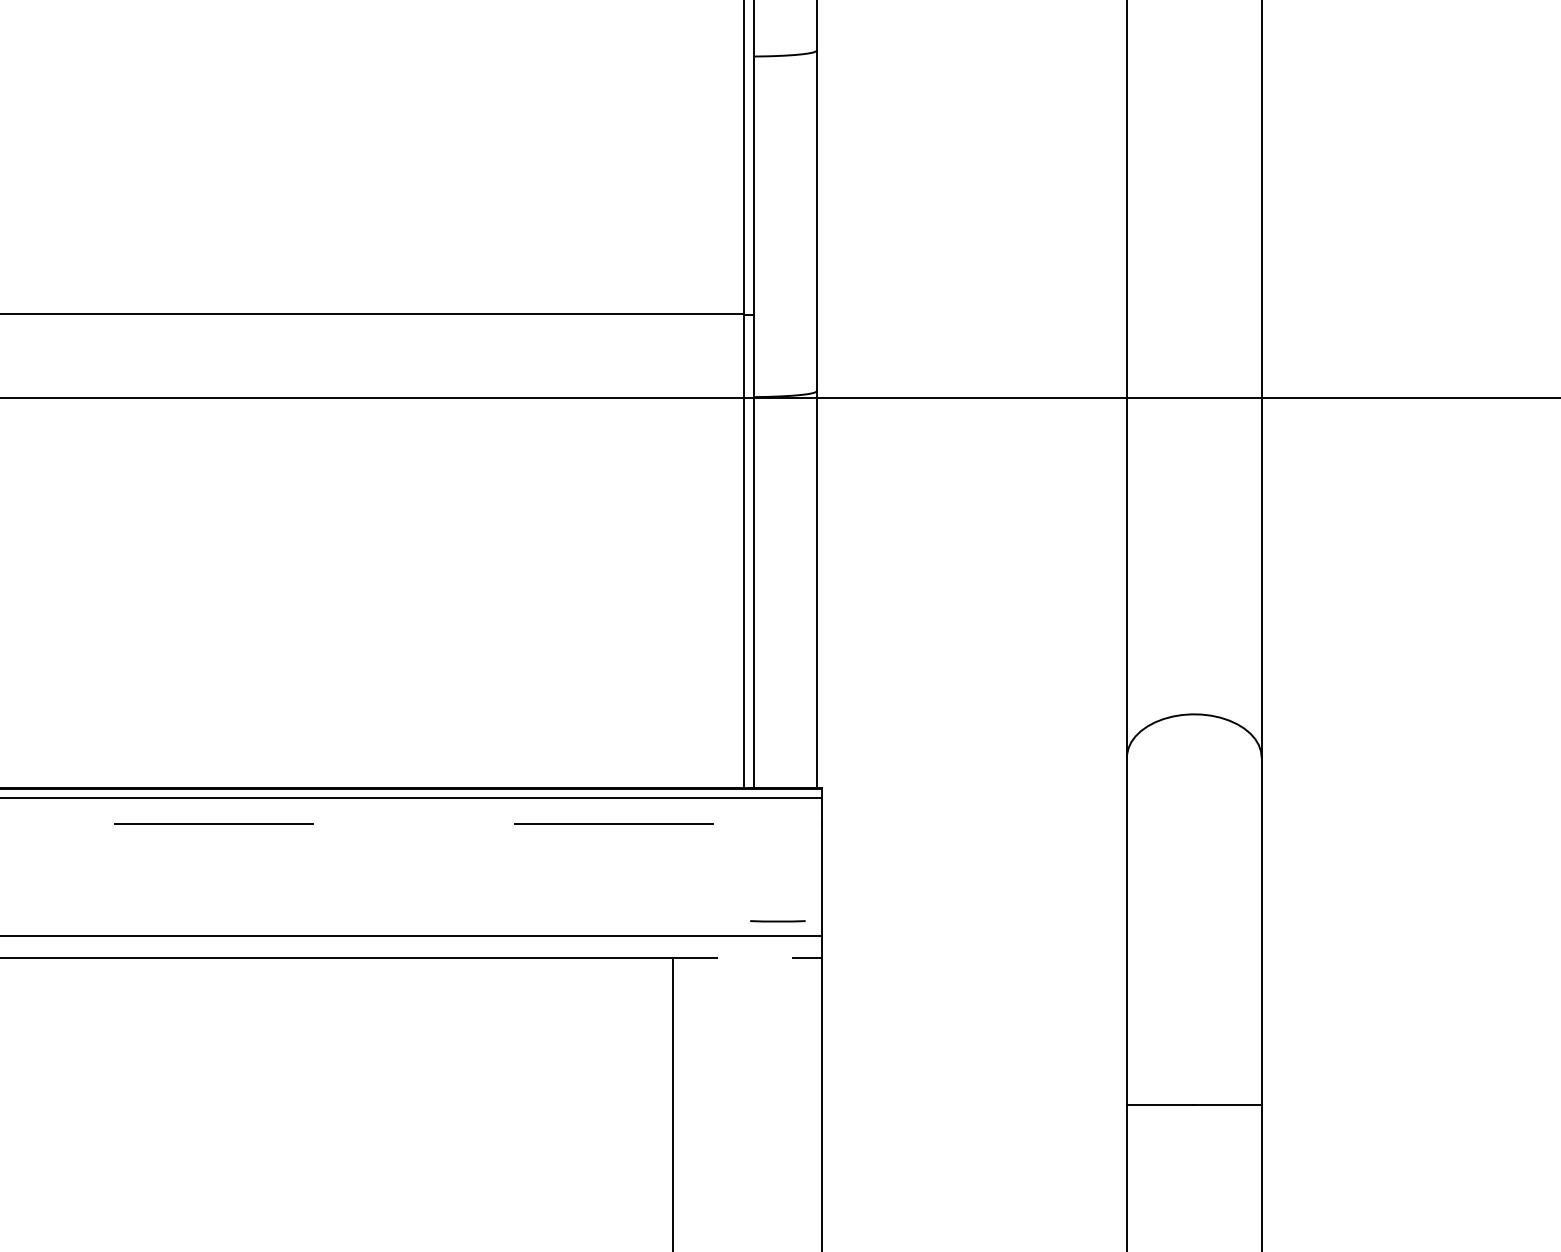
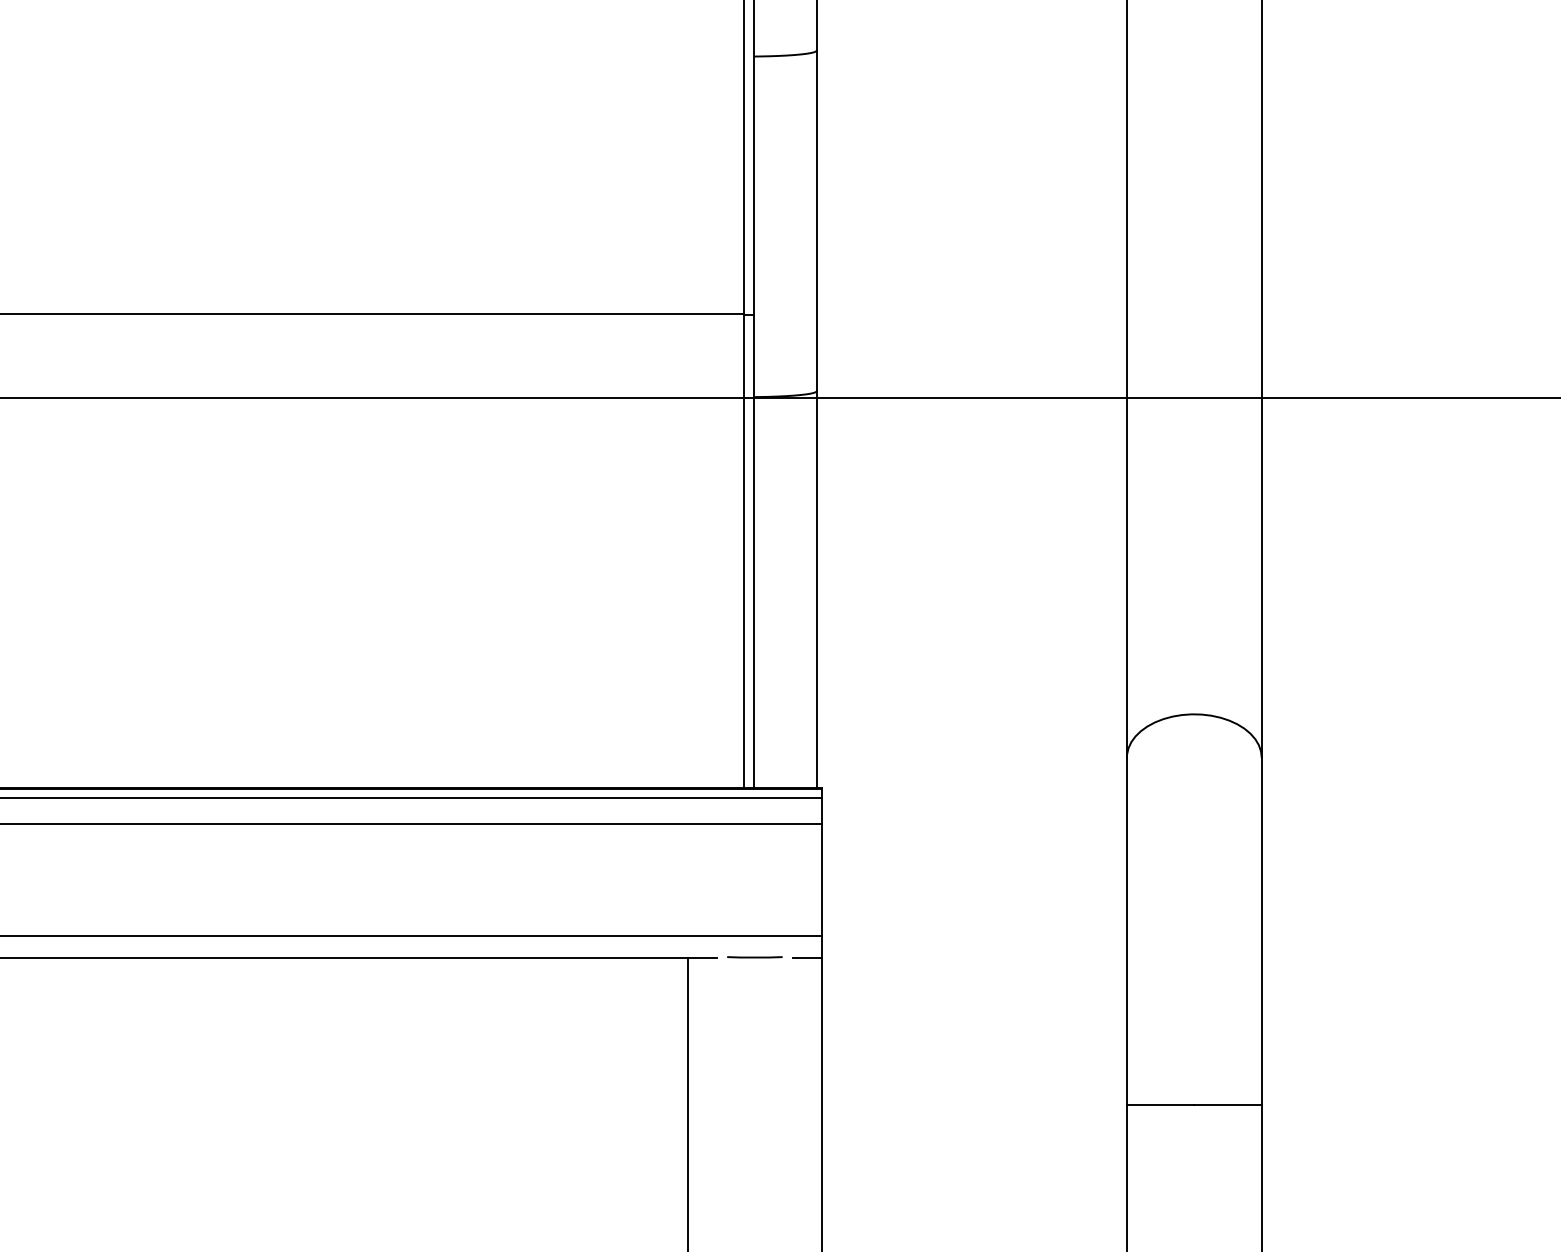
line: dashed -> solid (411, 824)
line position: (777, 921) -> (754, 957) (754, 957)
line position: (672, 1102) -> (687, 1102) (687, 1102)
